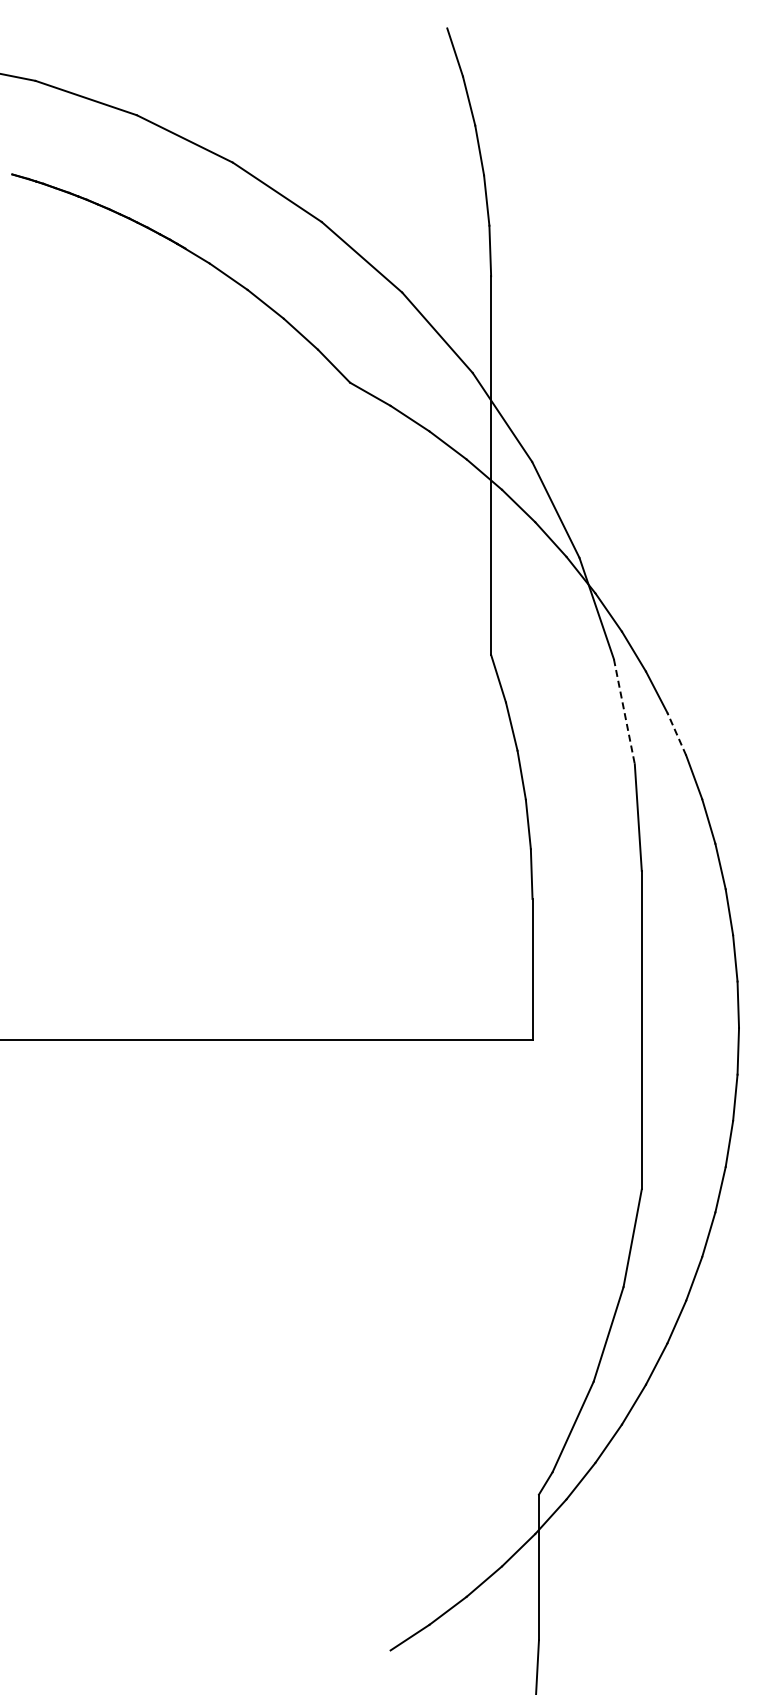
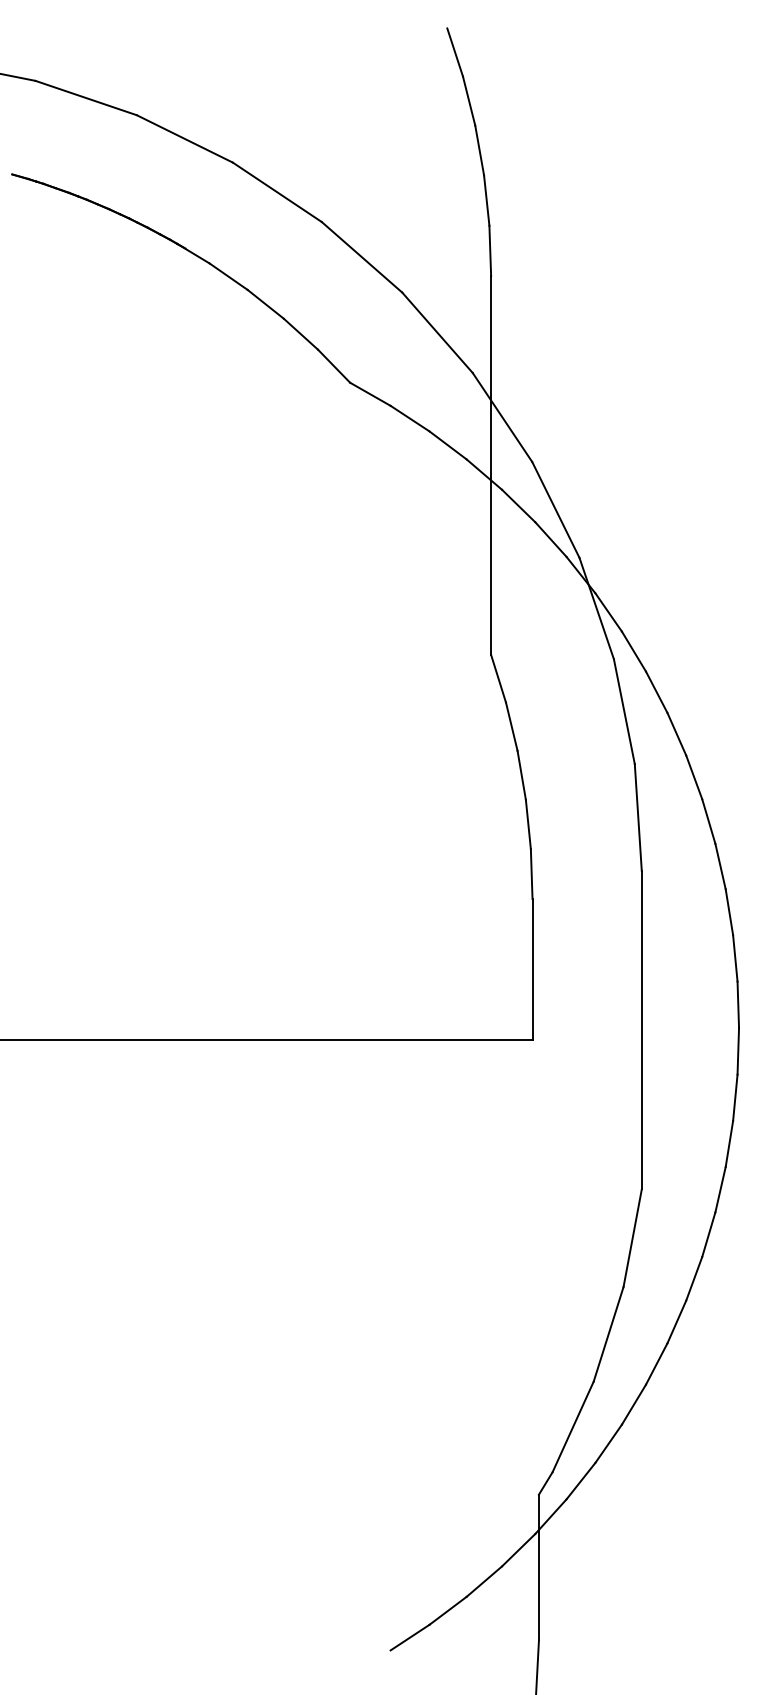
line: dashed -> solid (624, 712)
line: dashed -> solid (676, 733)
